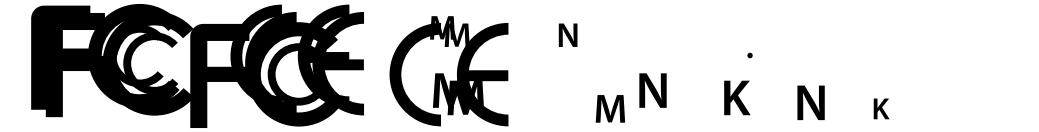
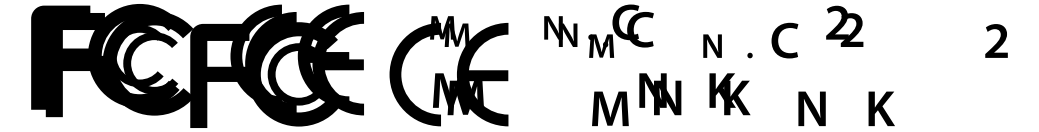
part: none -> present (844, 25)
fill: none -> present (553, 27)
part: none -> present (620, 30)
fill: none -> present (784, 40)
part: none -> present (996, 40)
part: none -> present (712, 45)
fill: none -> present (722, 90)
fill: none -> present (667, 97)
part position: (810, 102) -> (811, 108) (811, 108)
part size: 30x28 px -> 37x36 px (610, 108)
part size: 17x22 px -> 27x36 px (881, 108)
